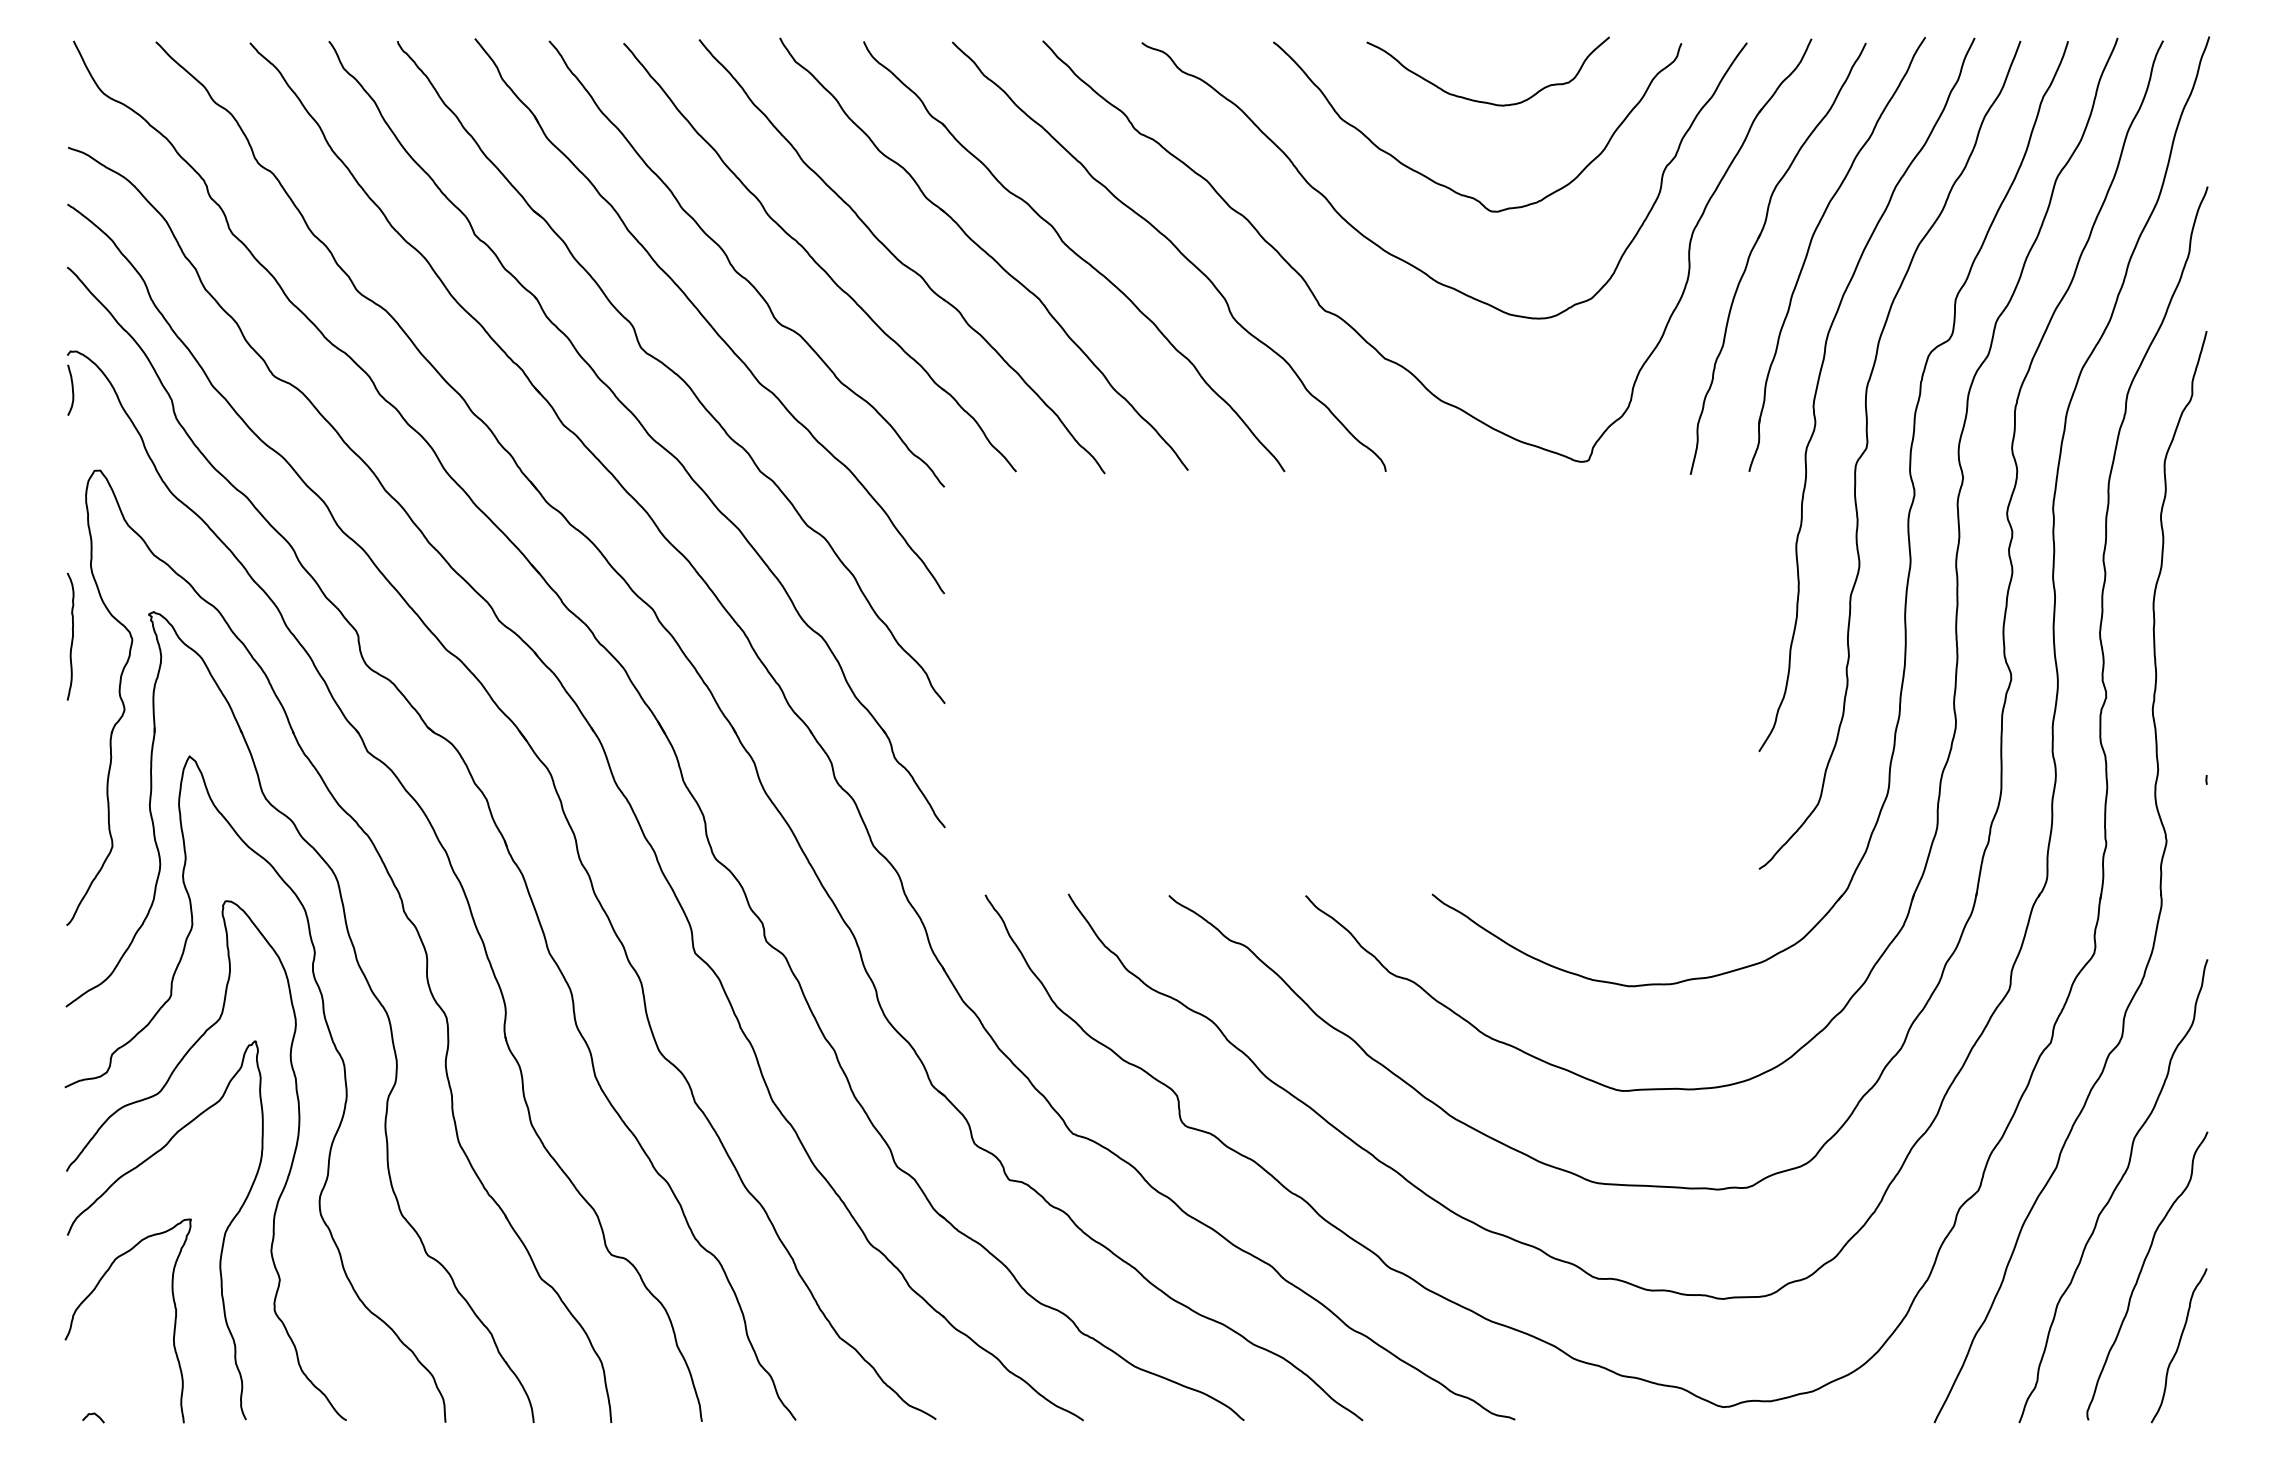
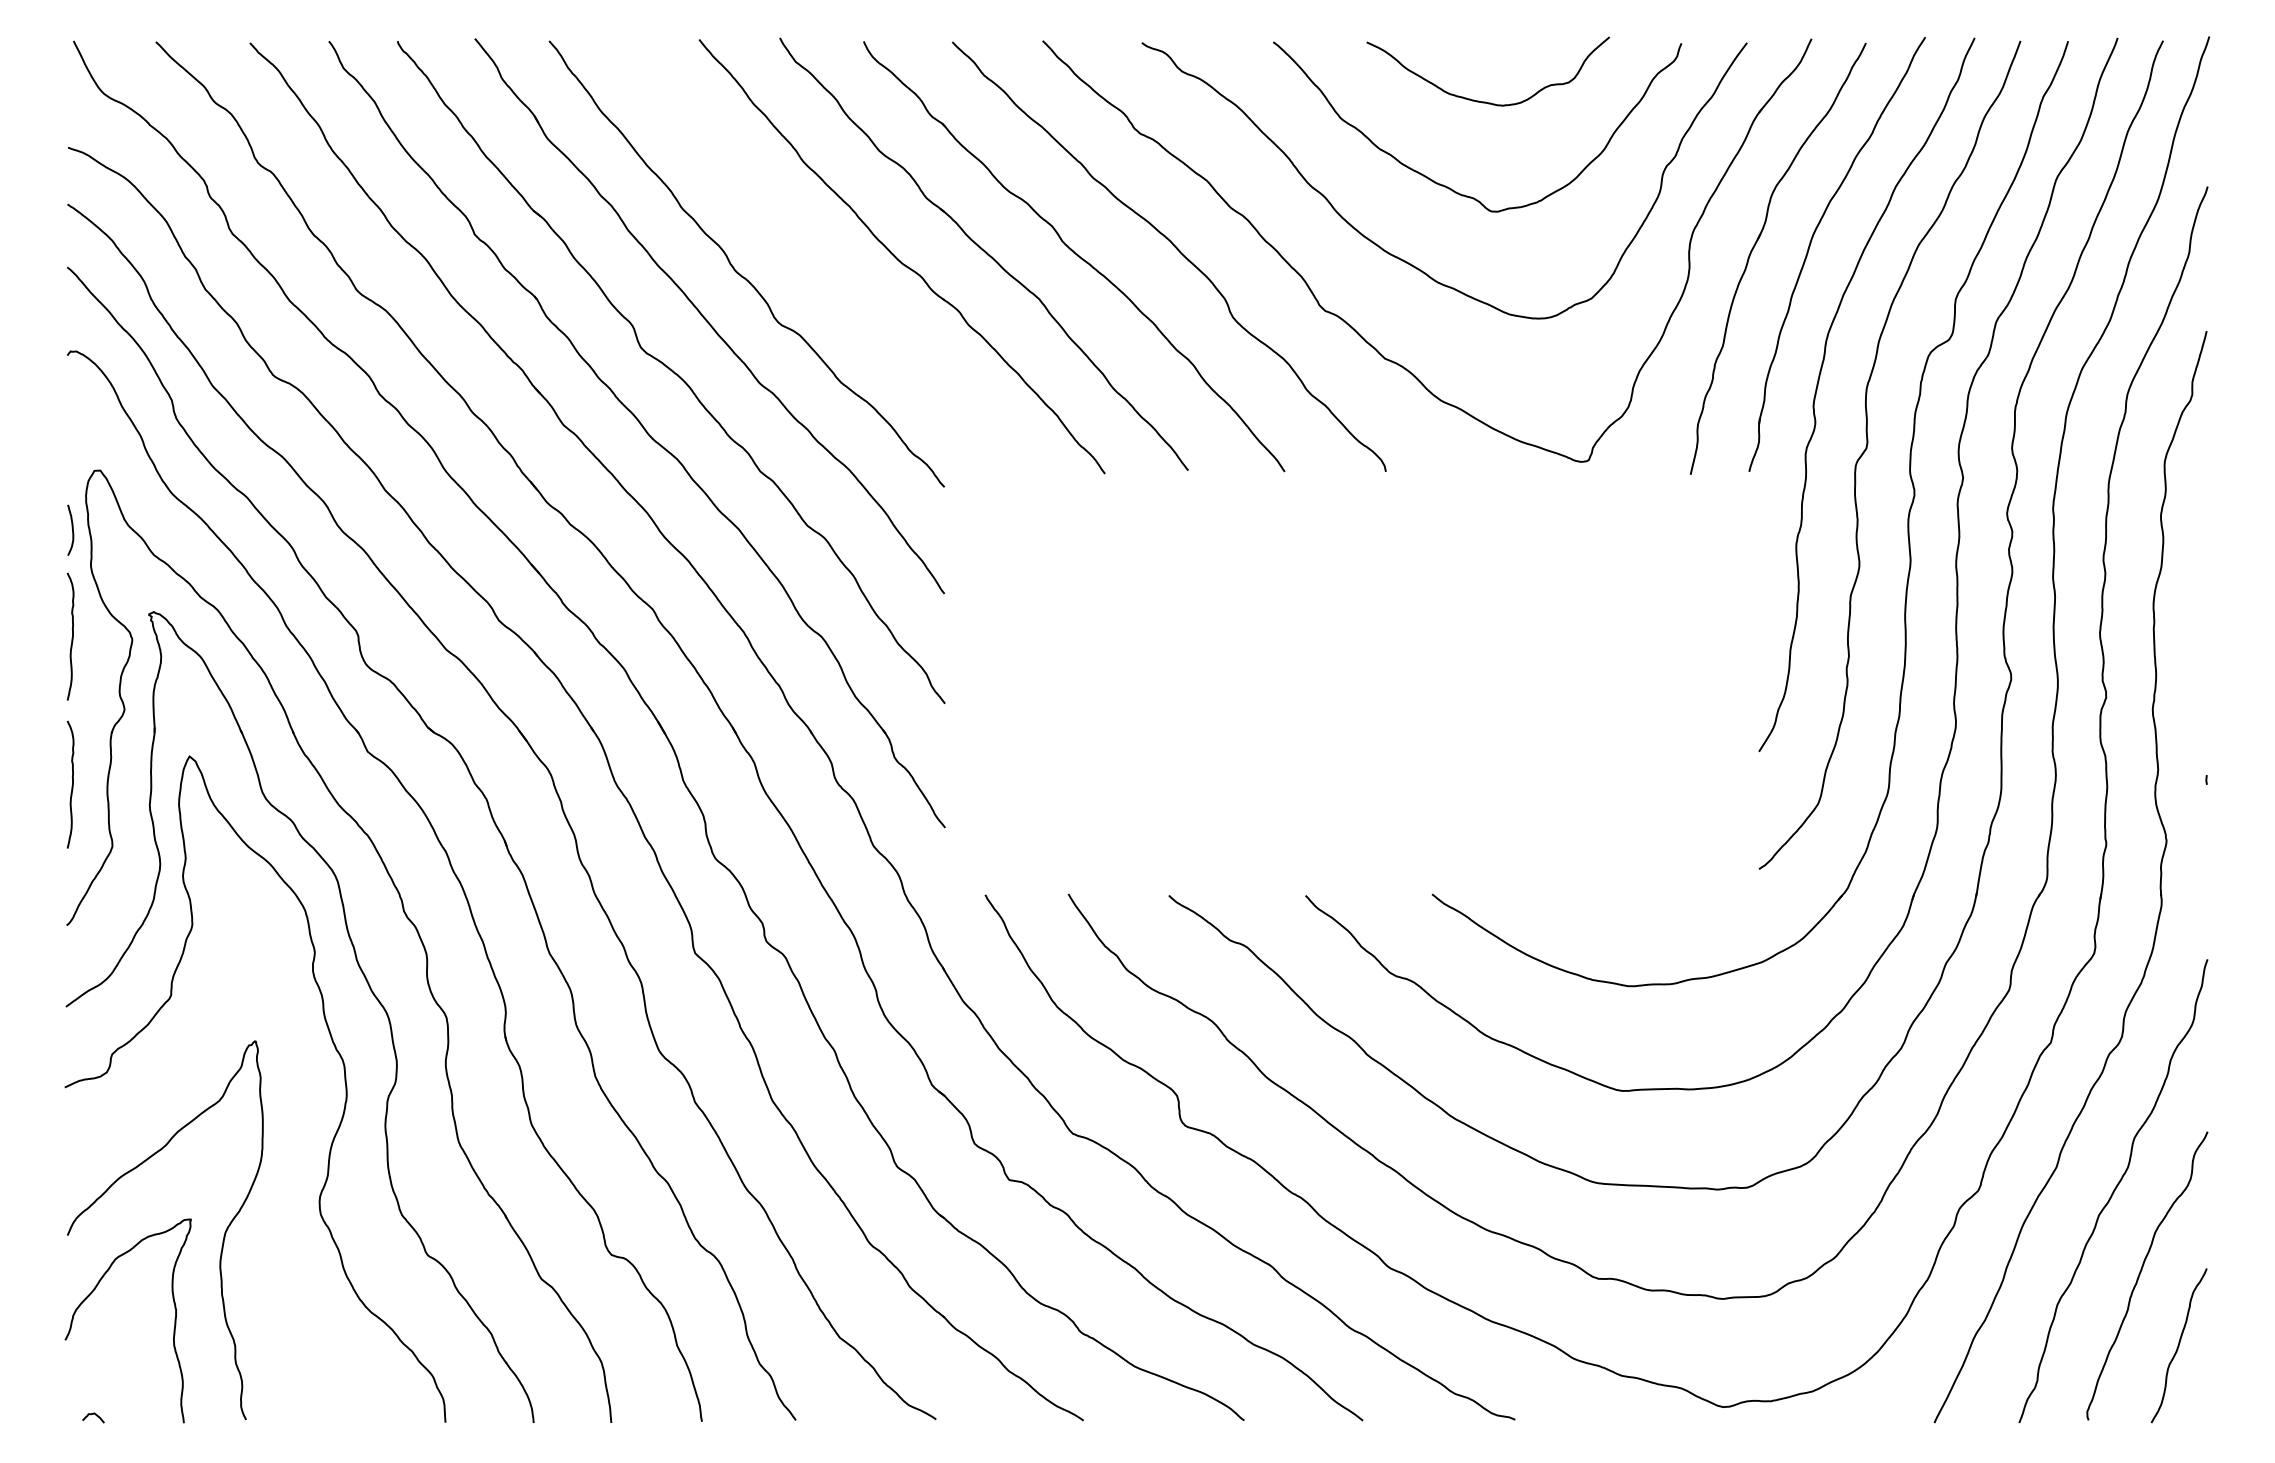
part: present -> none (819, 257)
curve position: (71, 388) -> (71, 528) (71, 528)
curve: none -> present (71, 785)
curve: present -> none (278, 1197)
